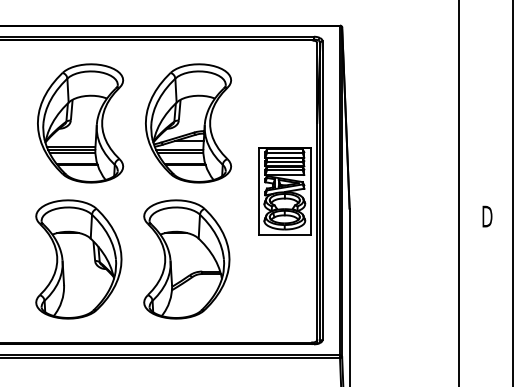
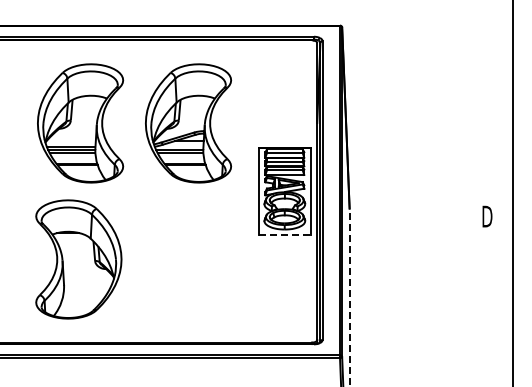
line: present -> none (458, 192)
line: solid -> dashed (284, 234)
part: present -> none (186, 259)
line: solid -> dashed (349, 297)
